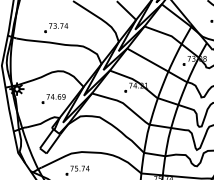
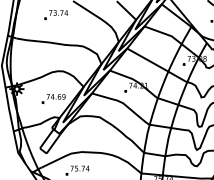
part position: (56, 28) -> (56, 15) (56, 15)
